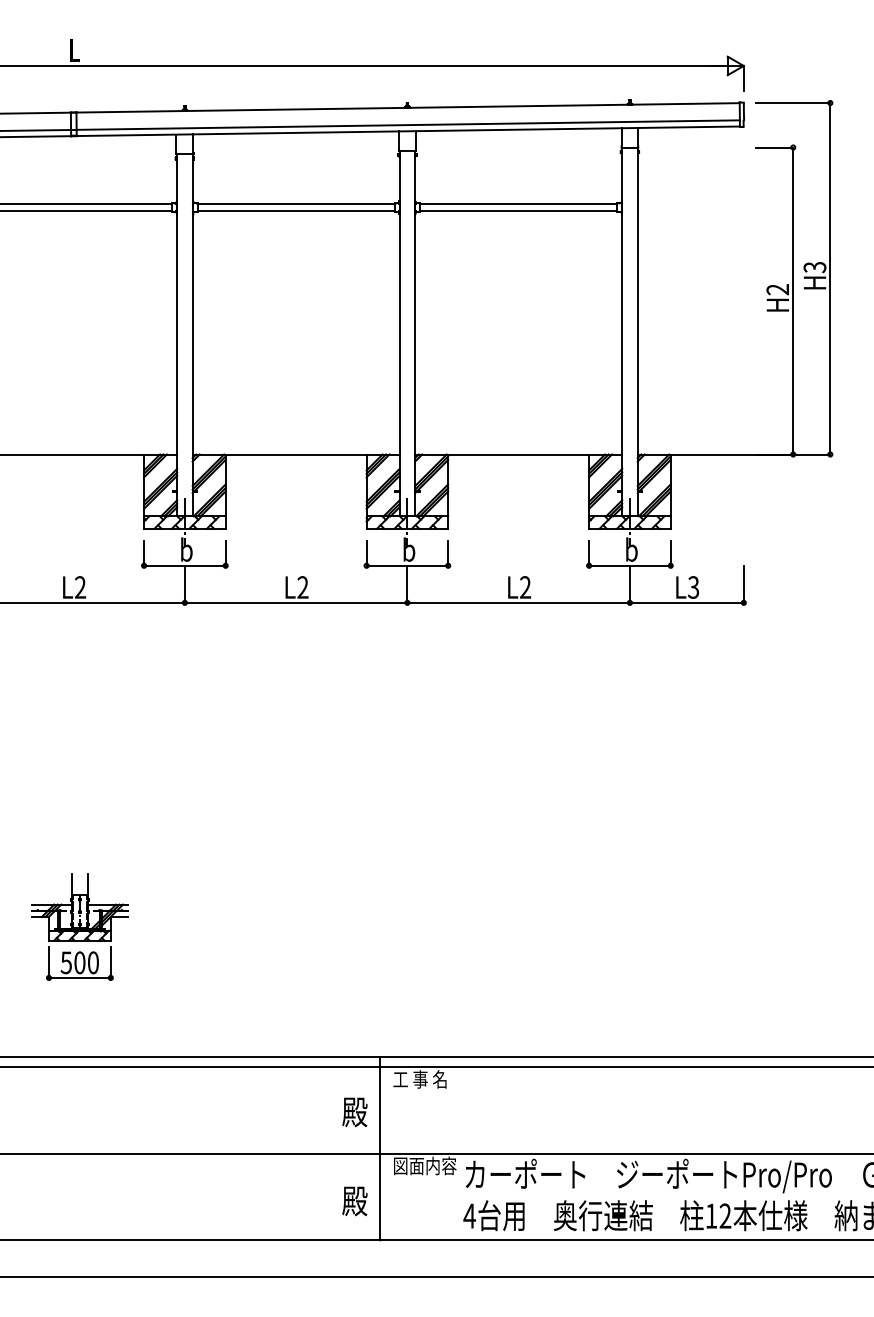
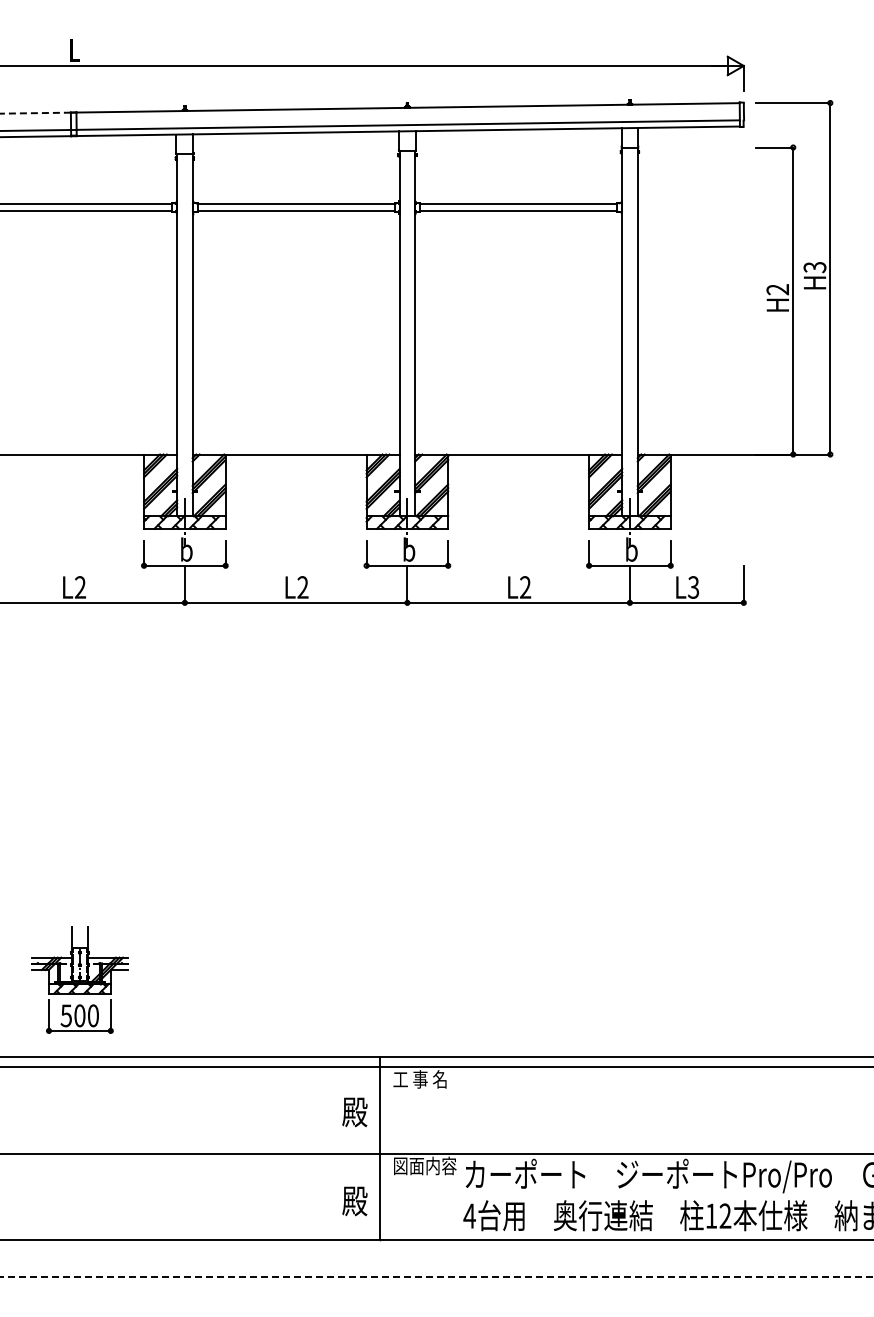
line: solid -> dashed (35, 113)
part position: (79, 926) -> (79, 979) (79, 979)
line: solid -> dashed (437, 1277)
